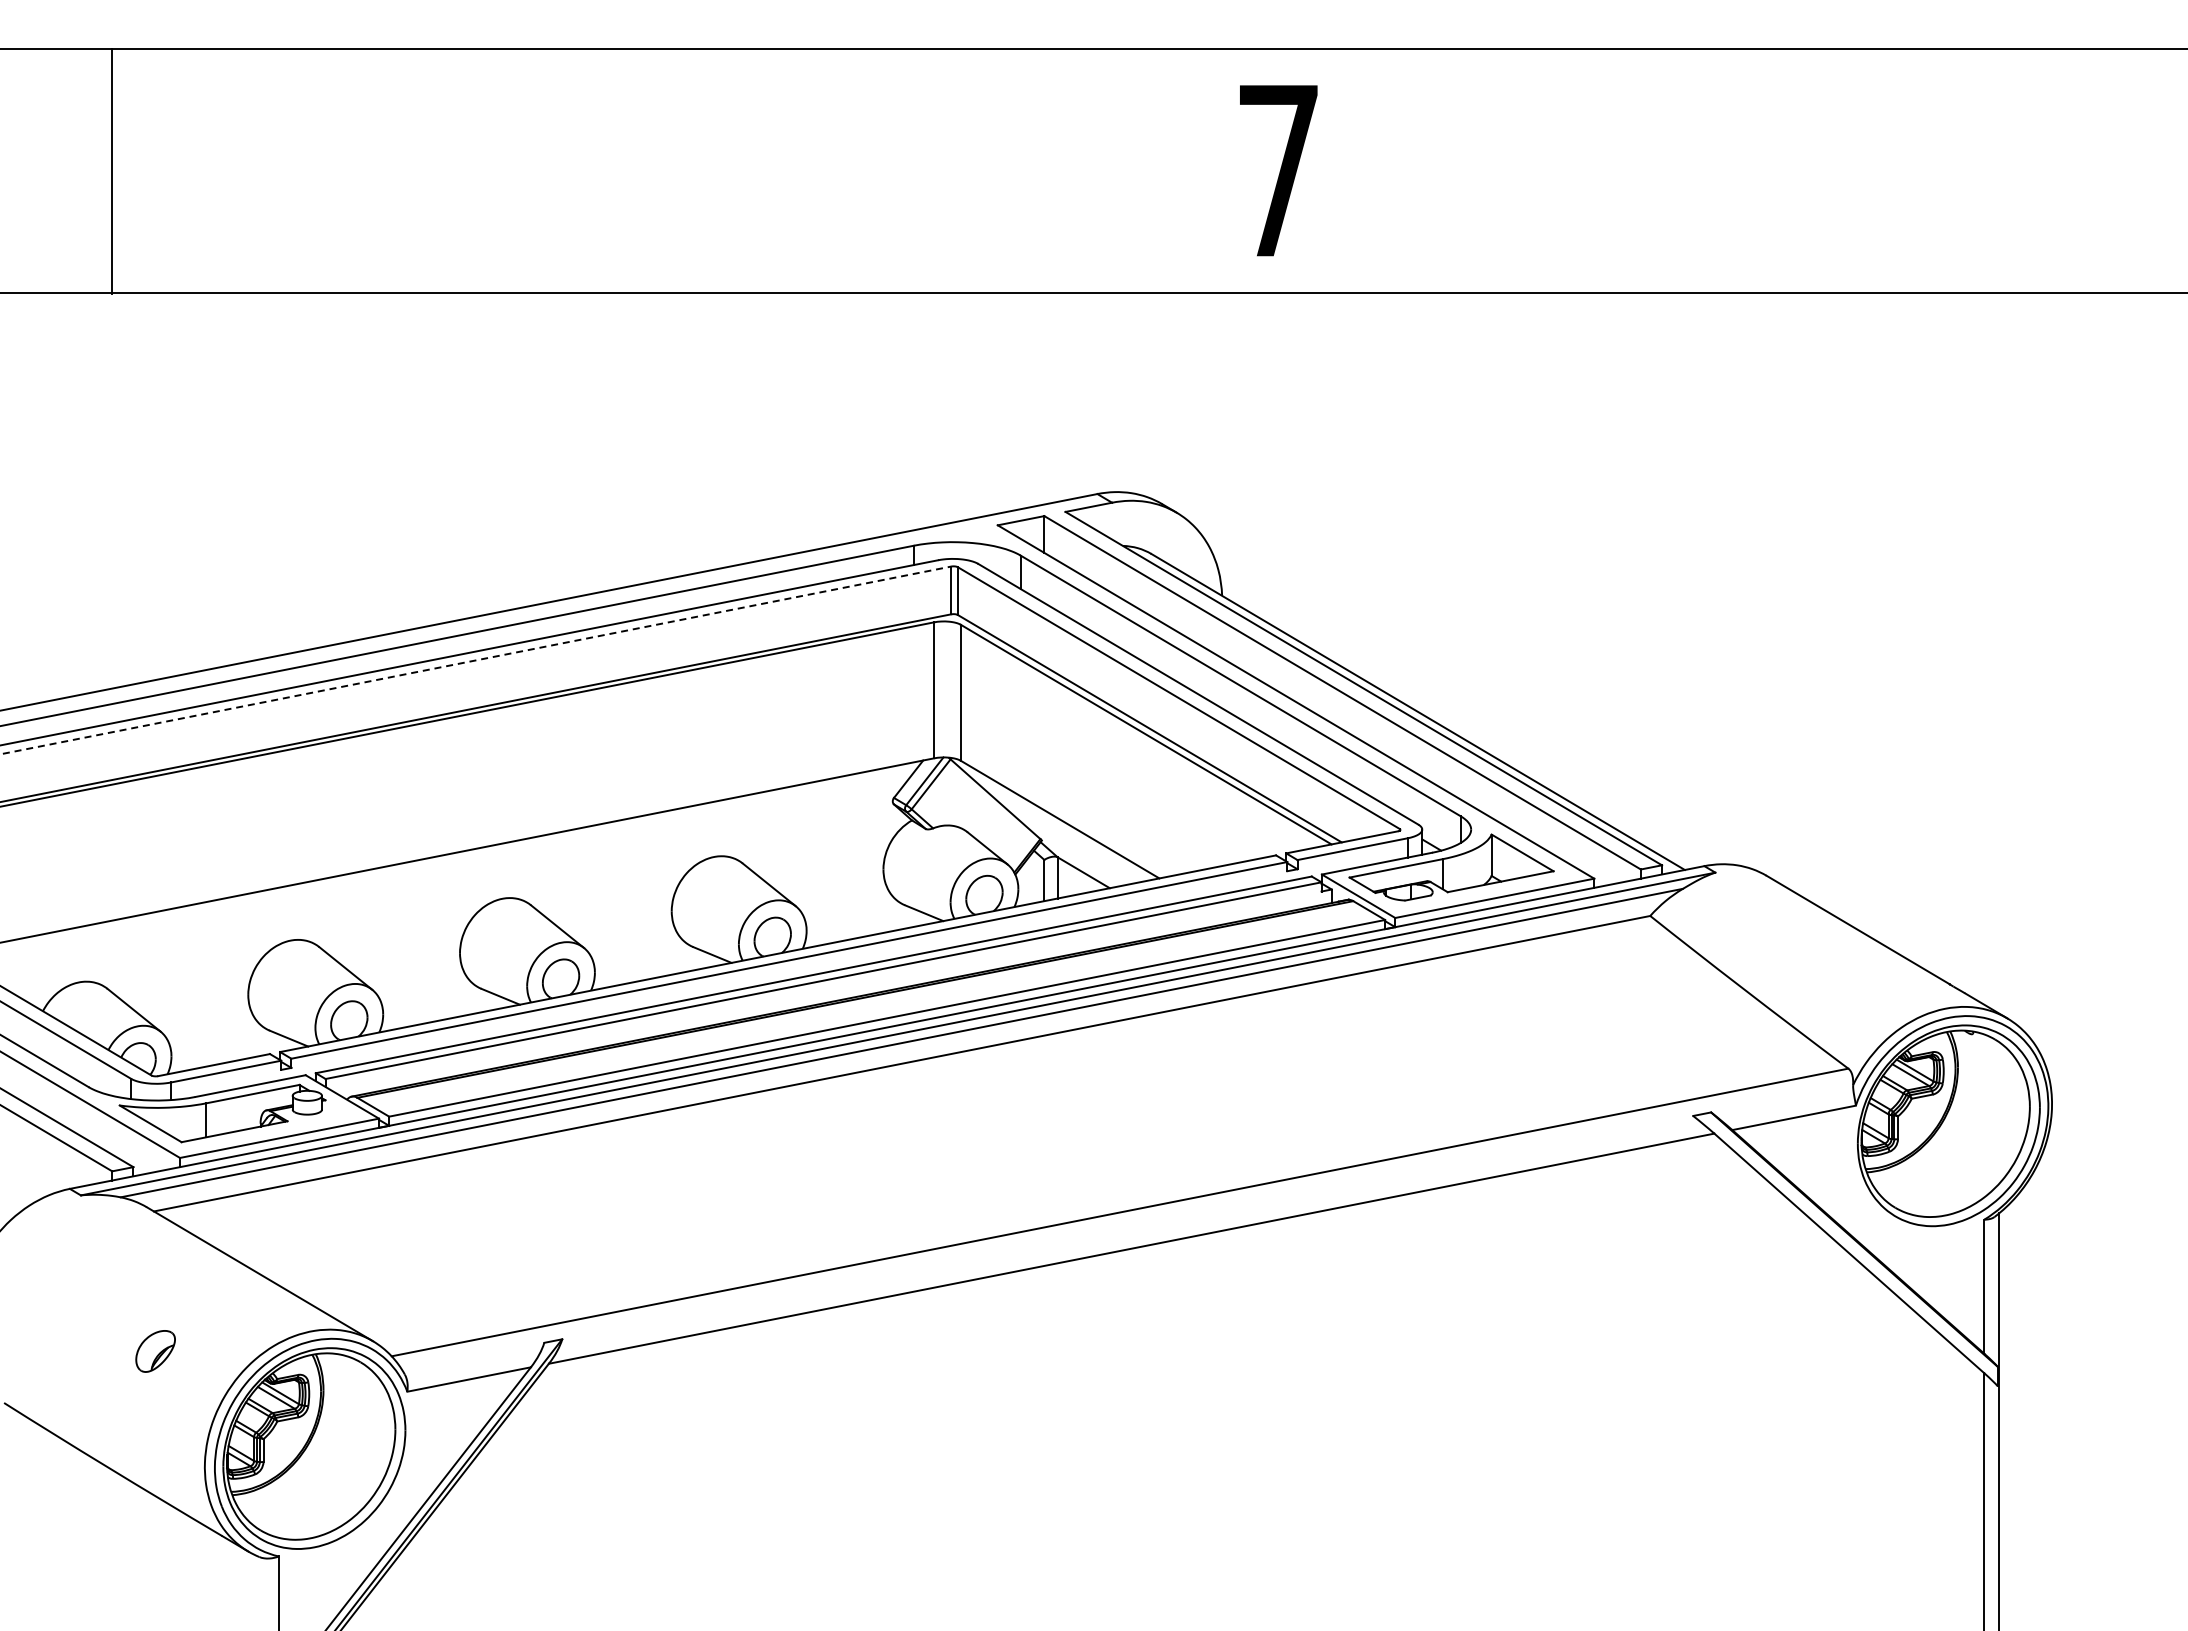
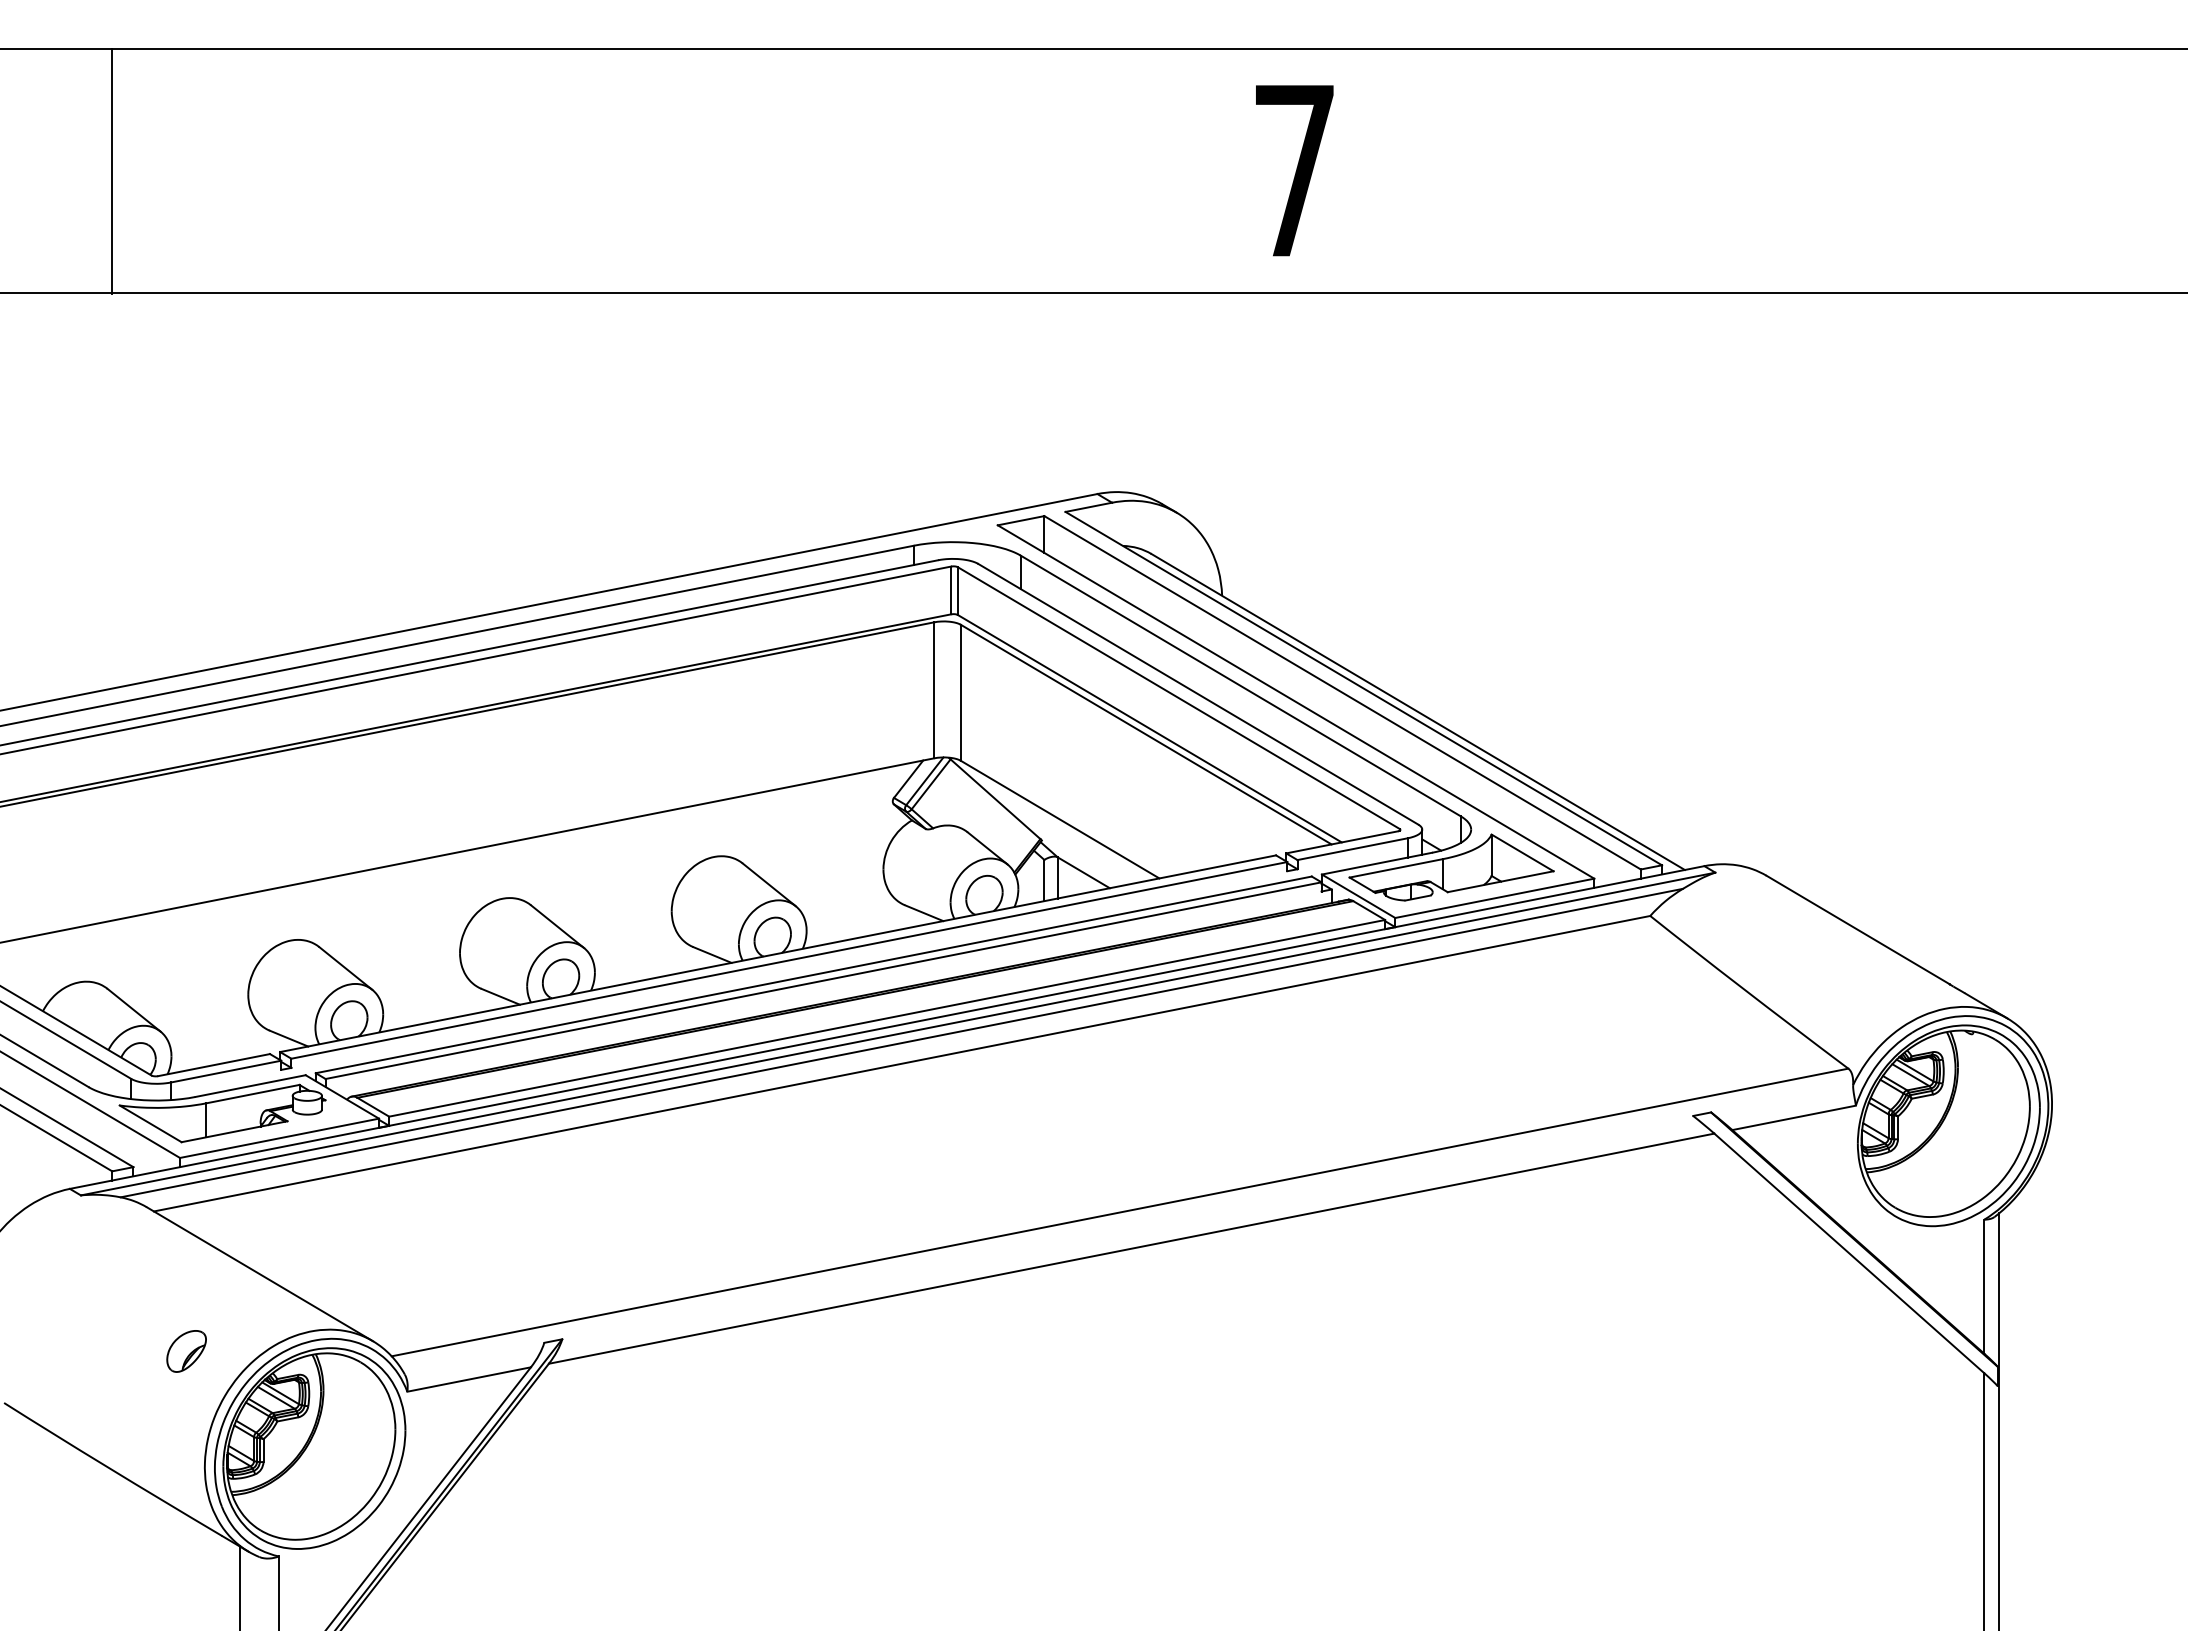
text position: (1278, 170) -> (1294, 170) (1294, 170)
line: dashed -> solid (476, 660)
part position: (155, 1351) -> (186, 1351) (186, 1351)
line: none -> present (239, 1586)
